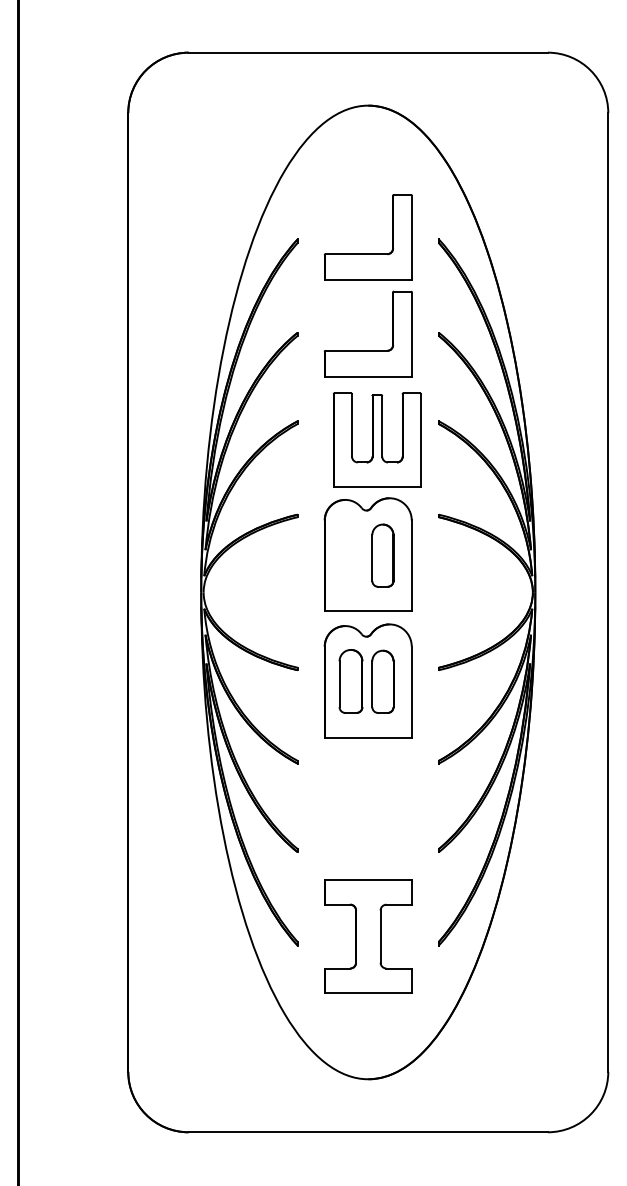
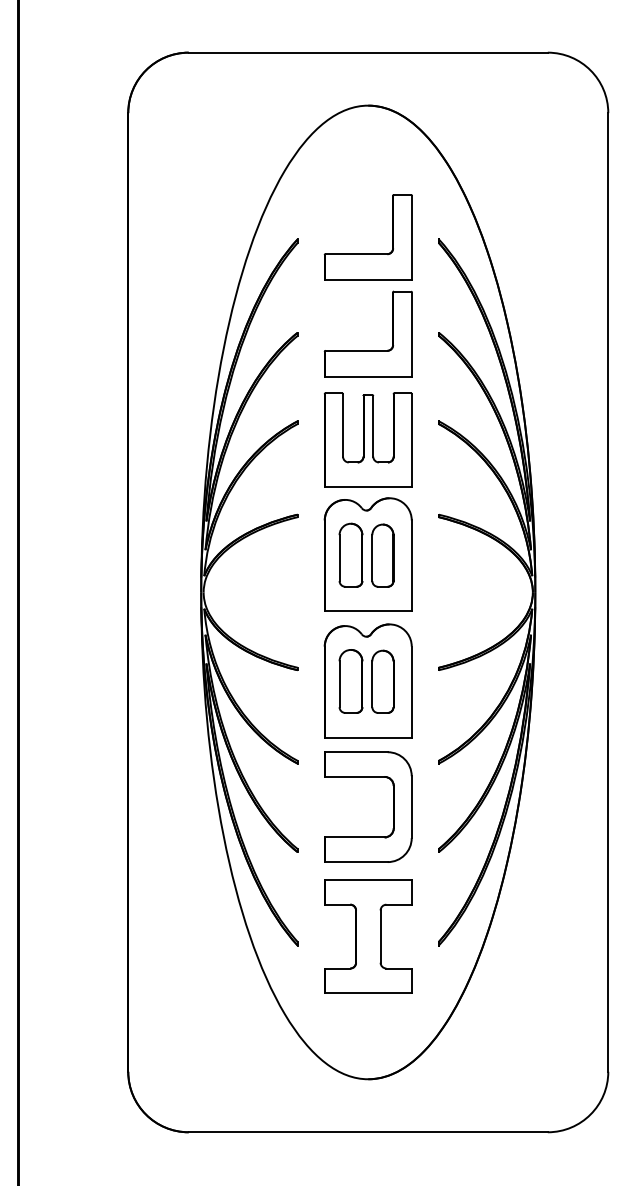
part position: (377, 439) -> (368, 439) (368, 439)
part: none -> present (350, 554)
part: none -> present (393, 806)
